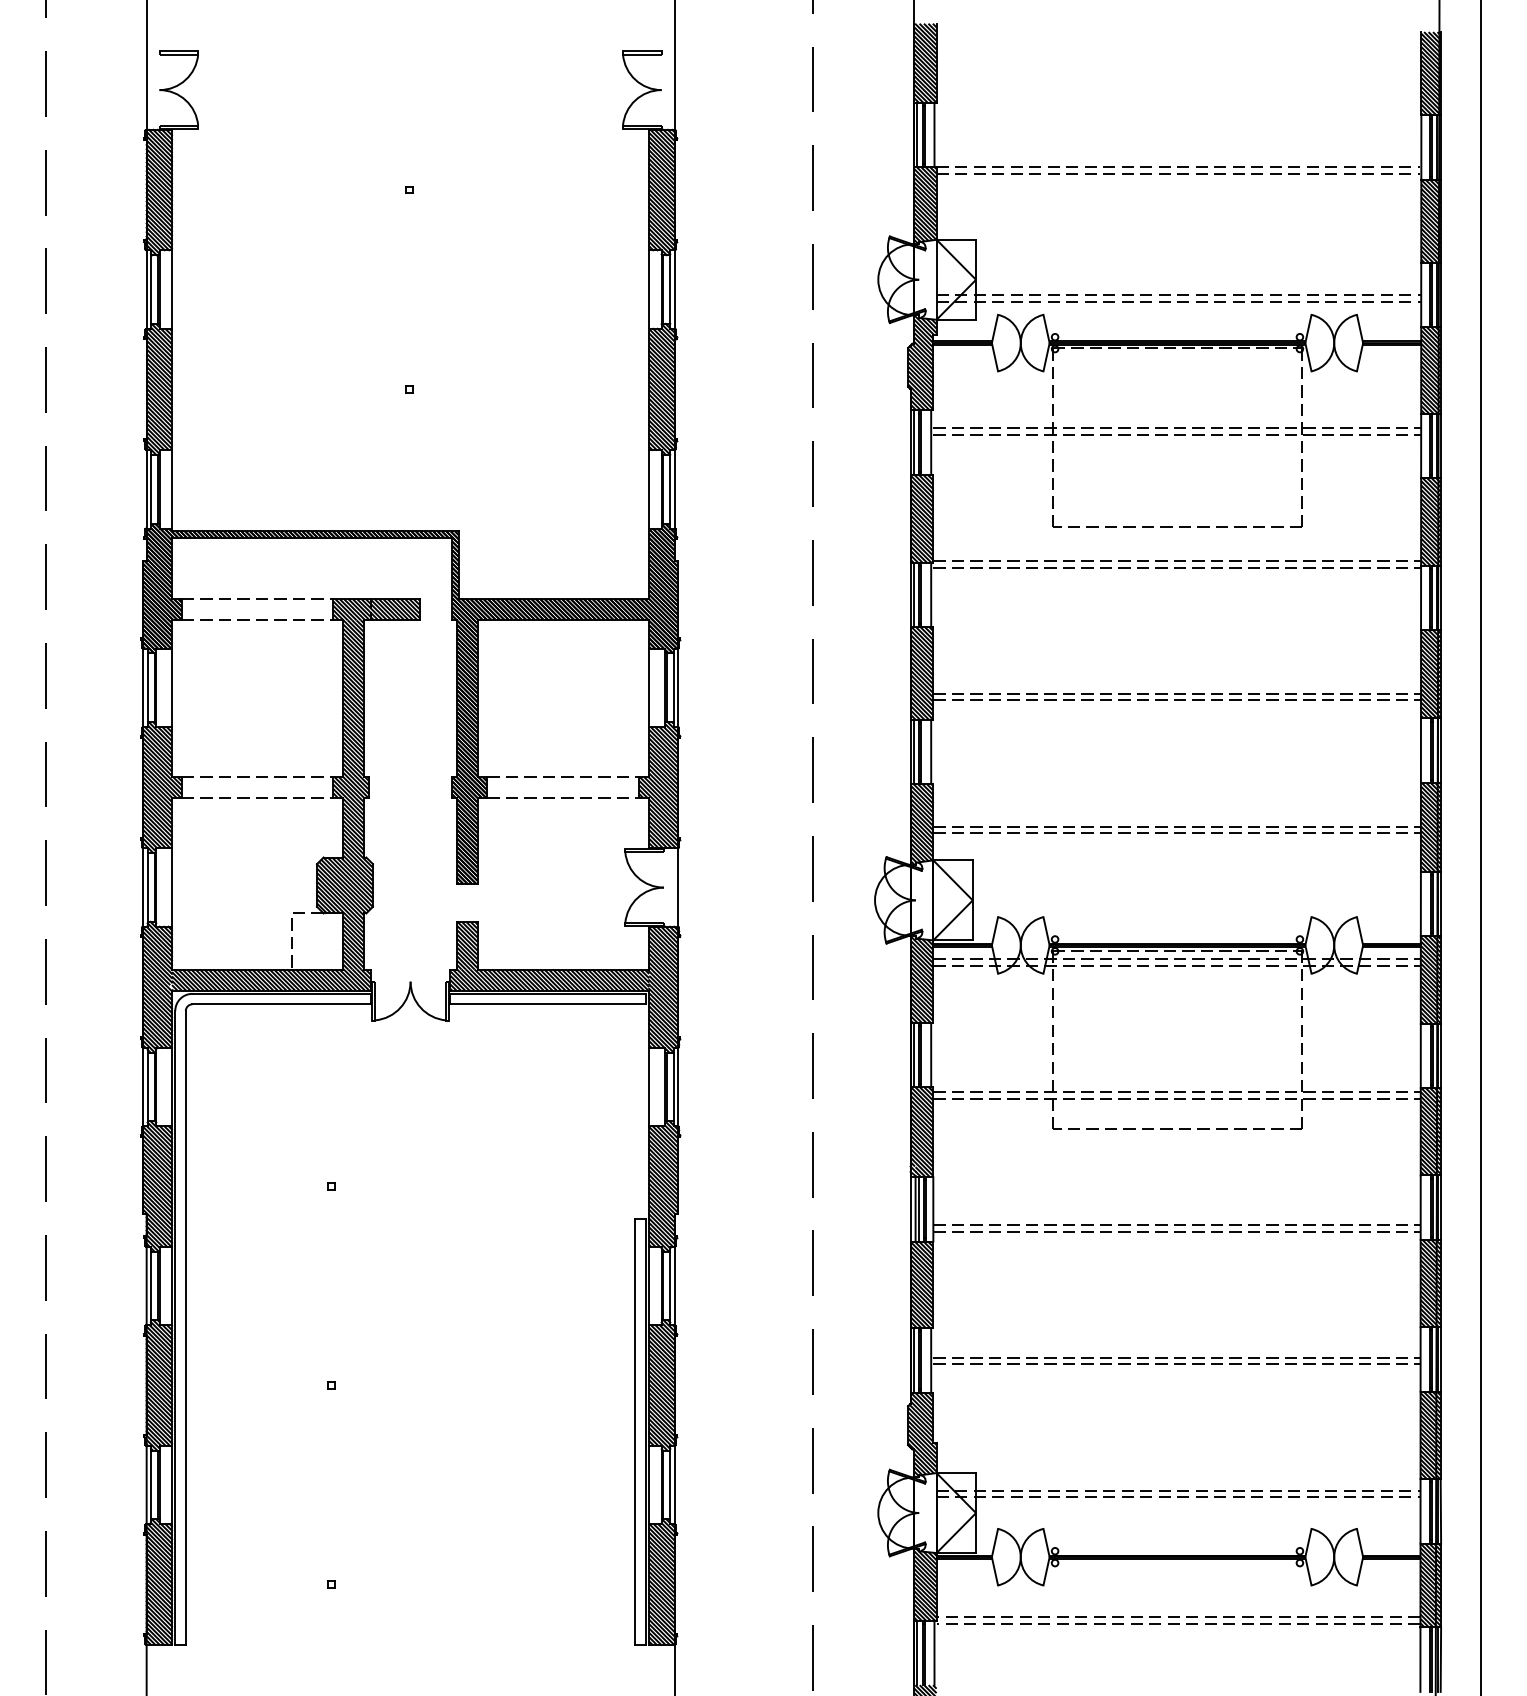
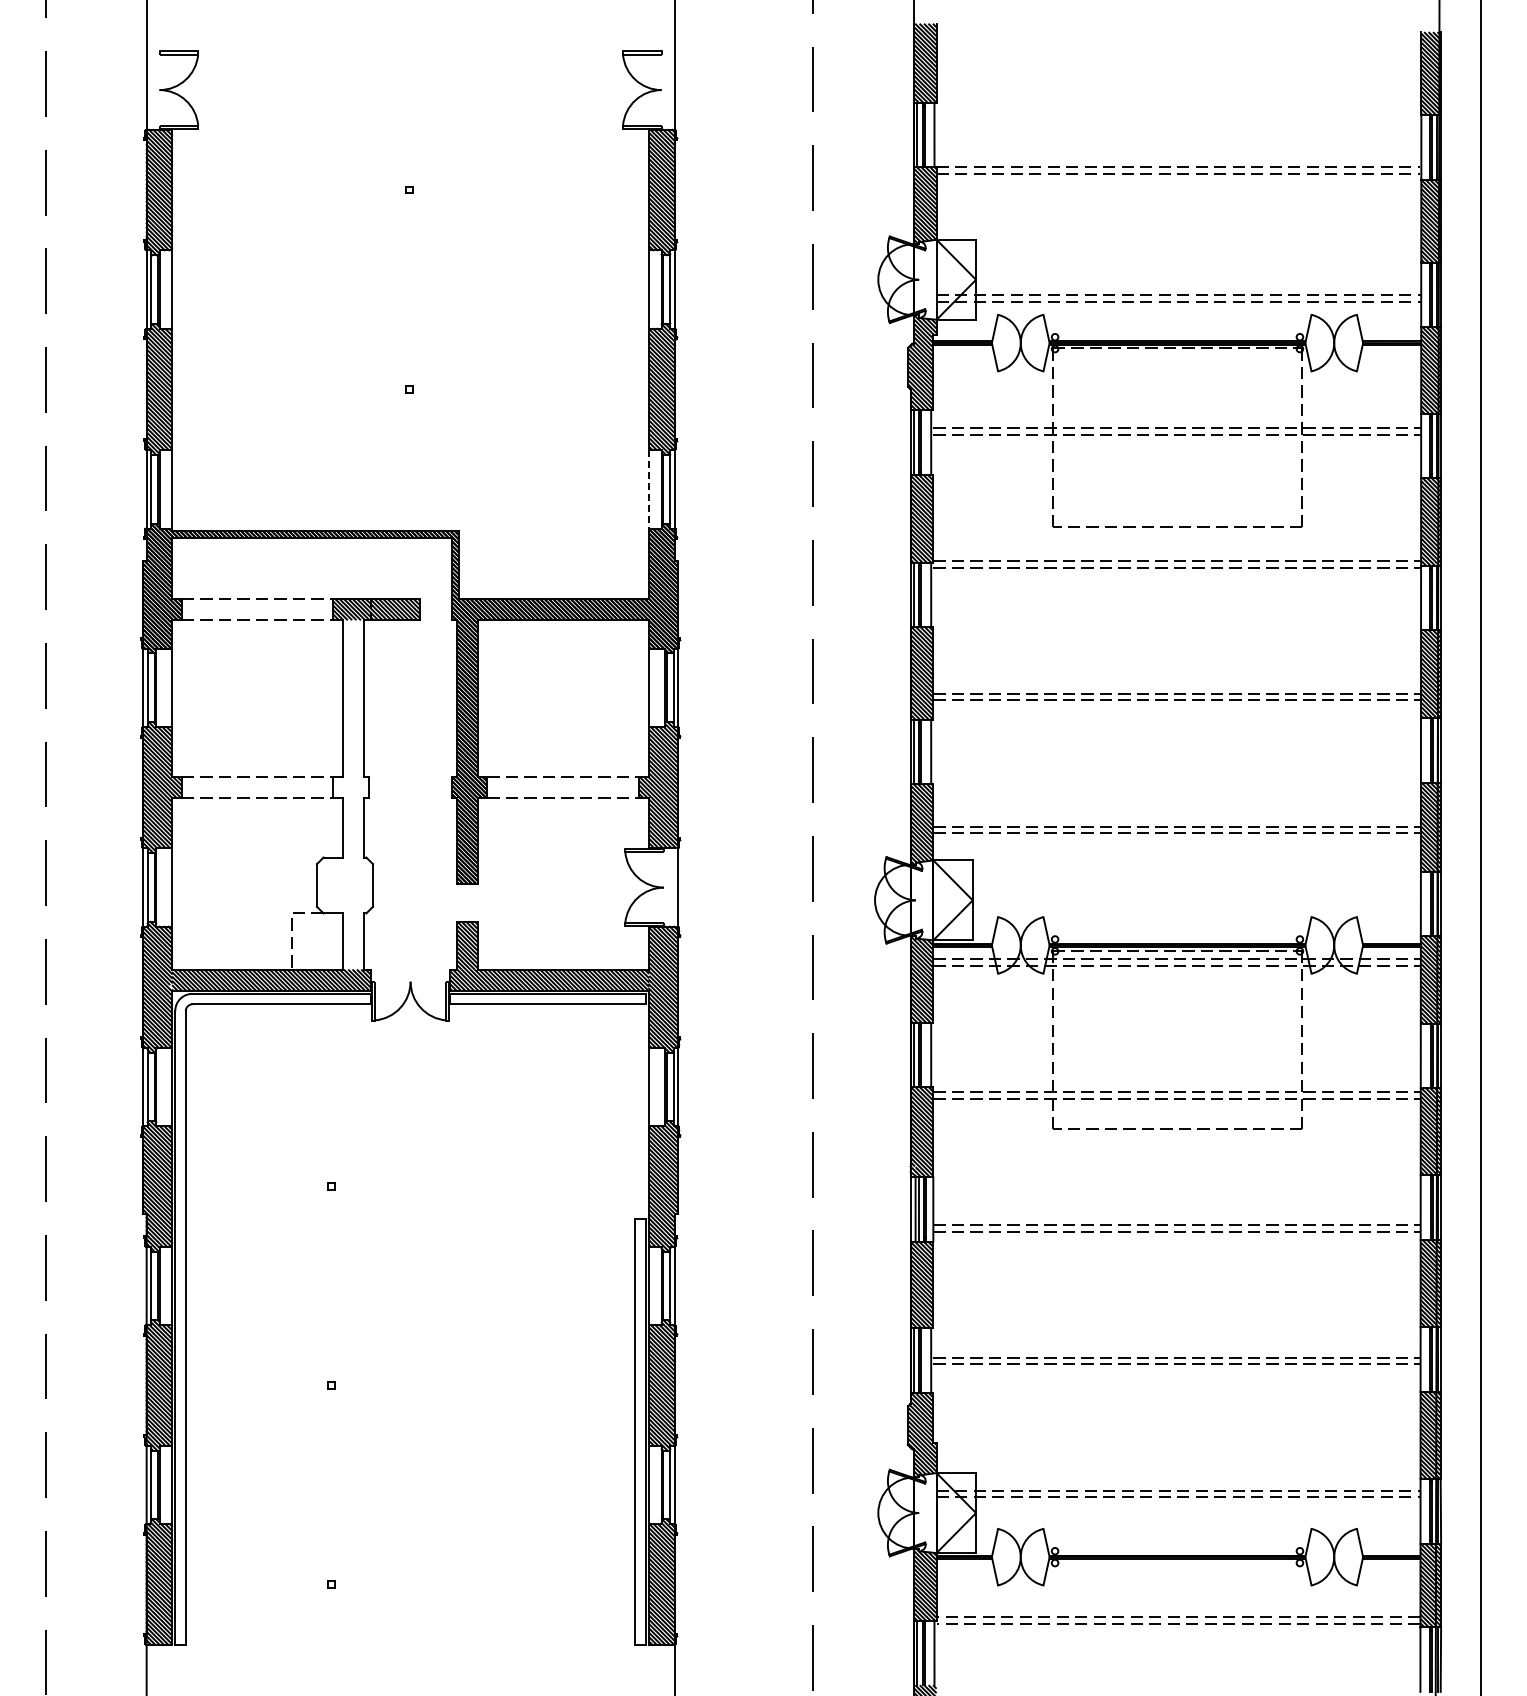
line: solid -> dashed (649, 489)
hatch: present -> none (344, 794)
